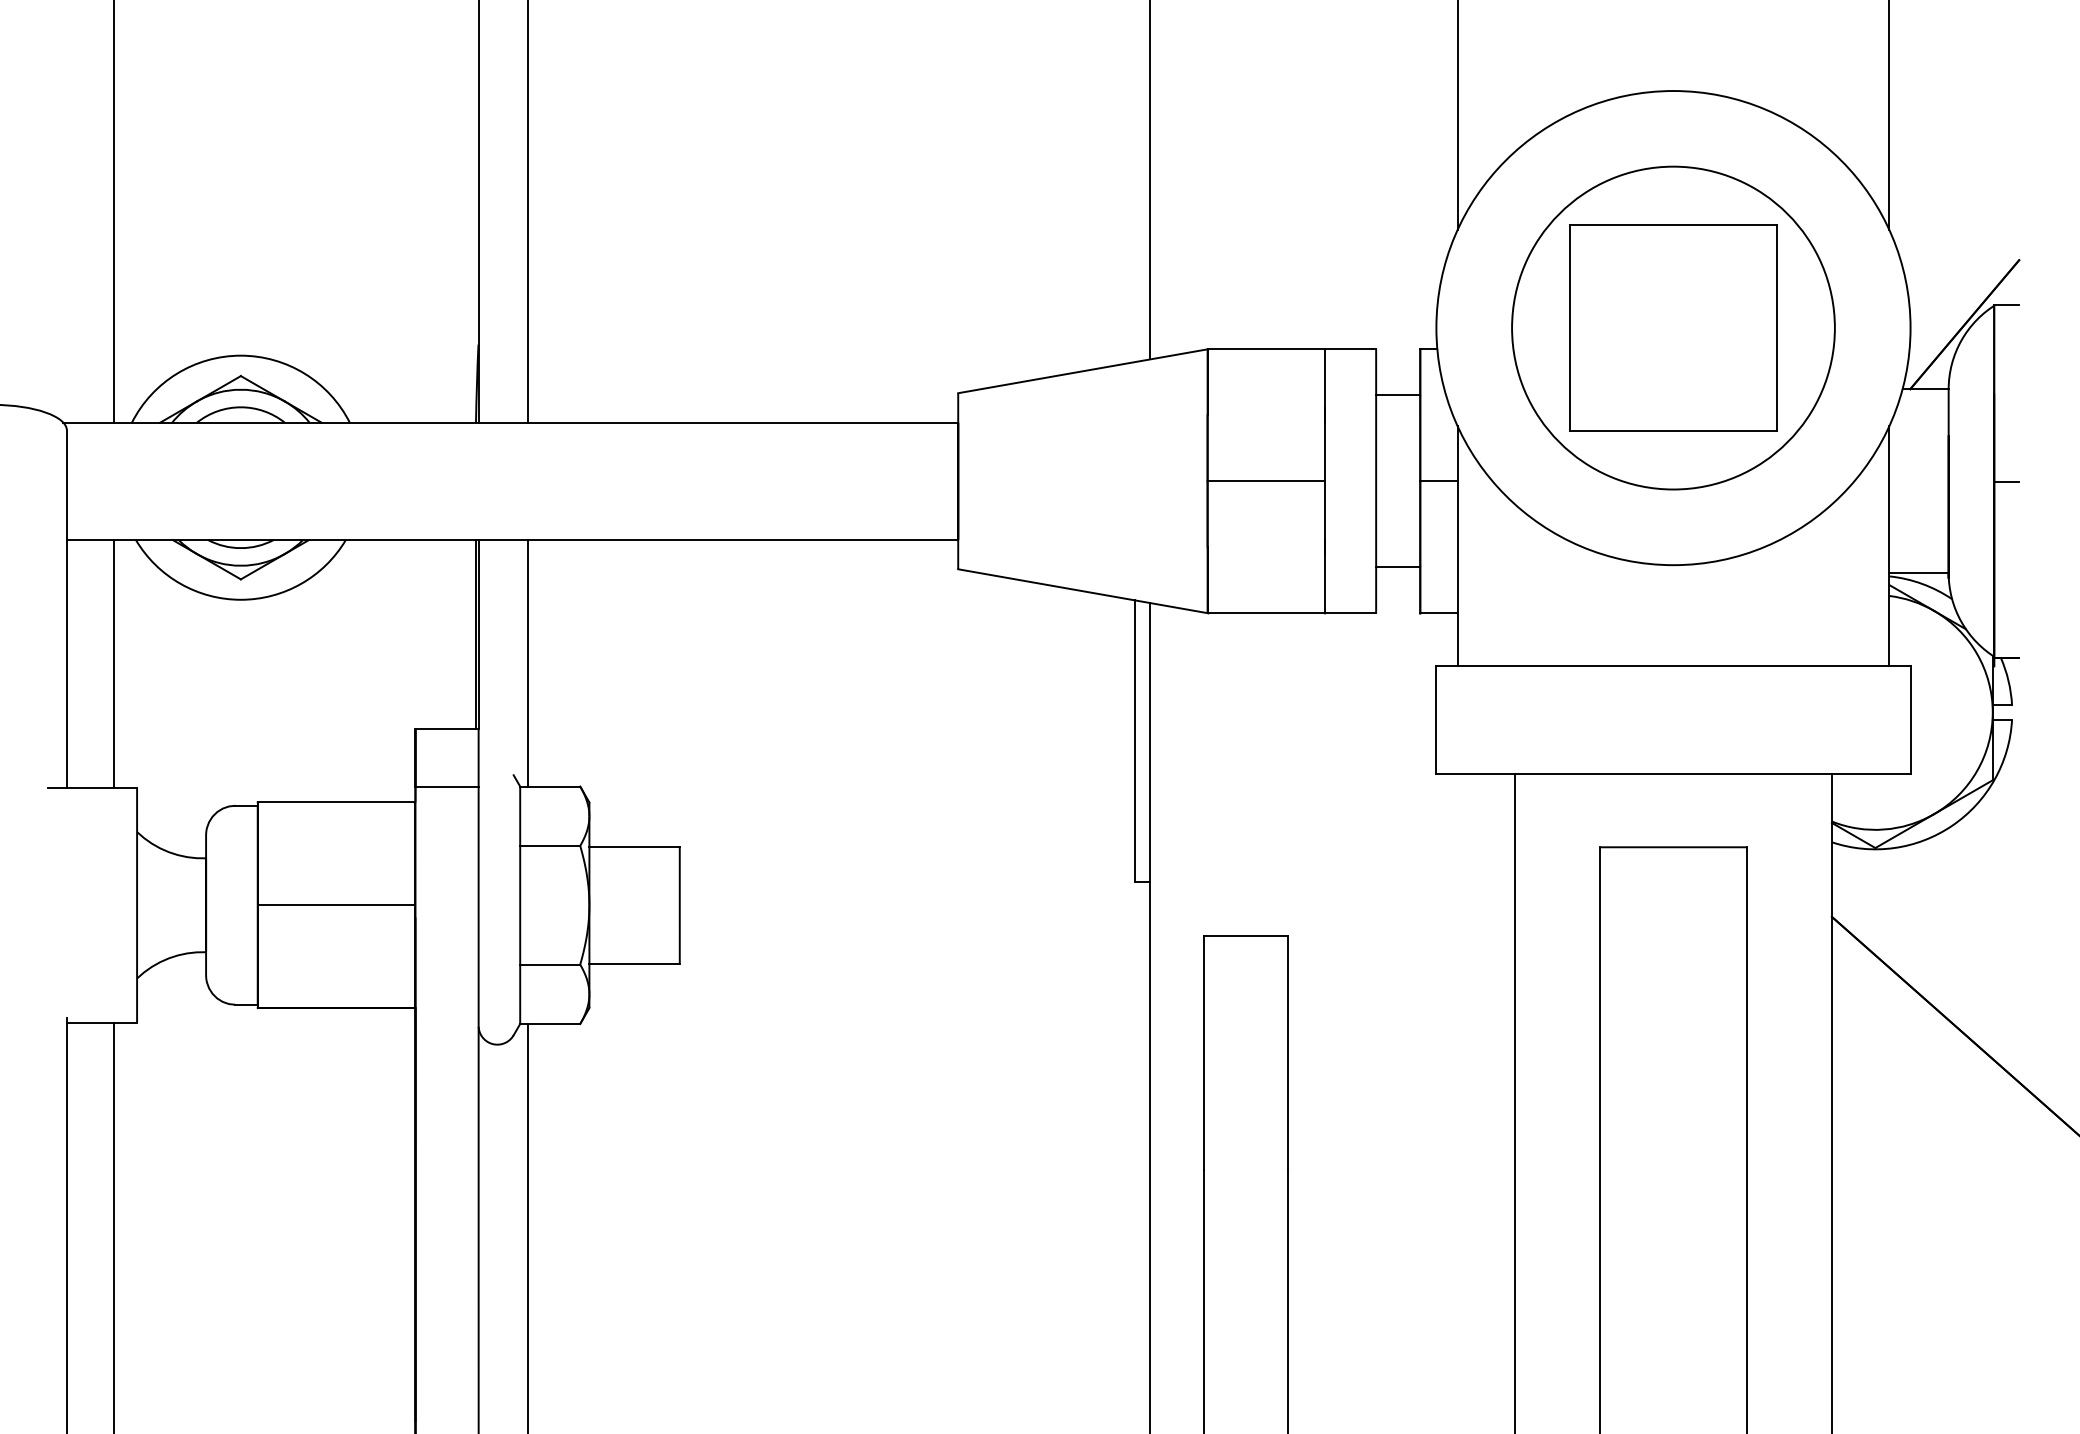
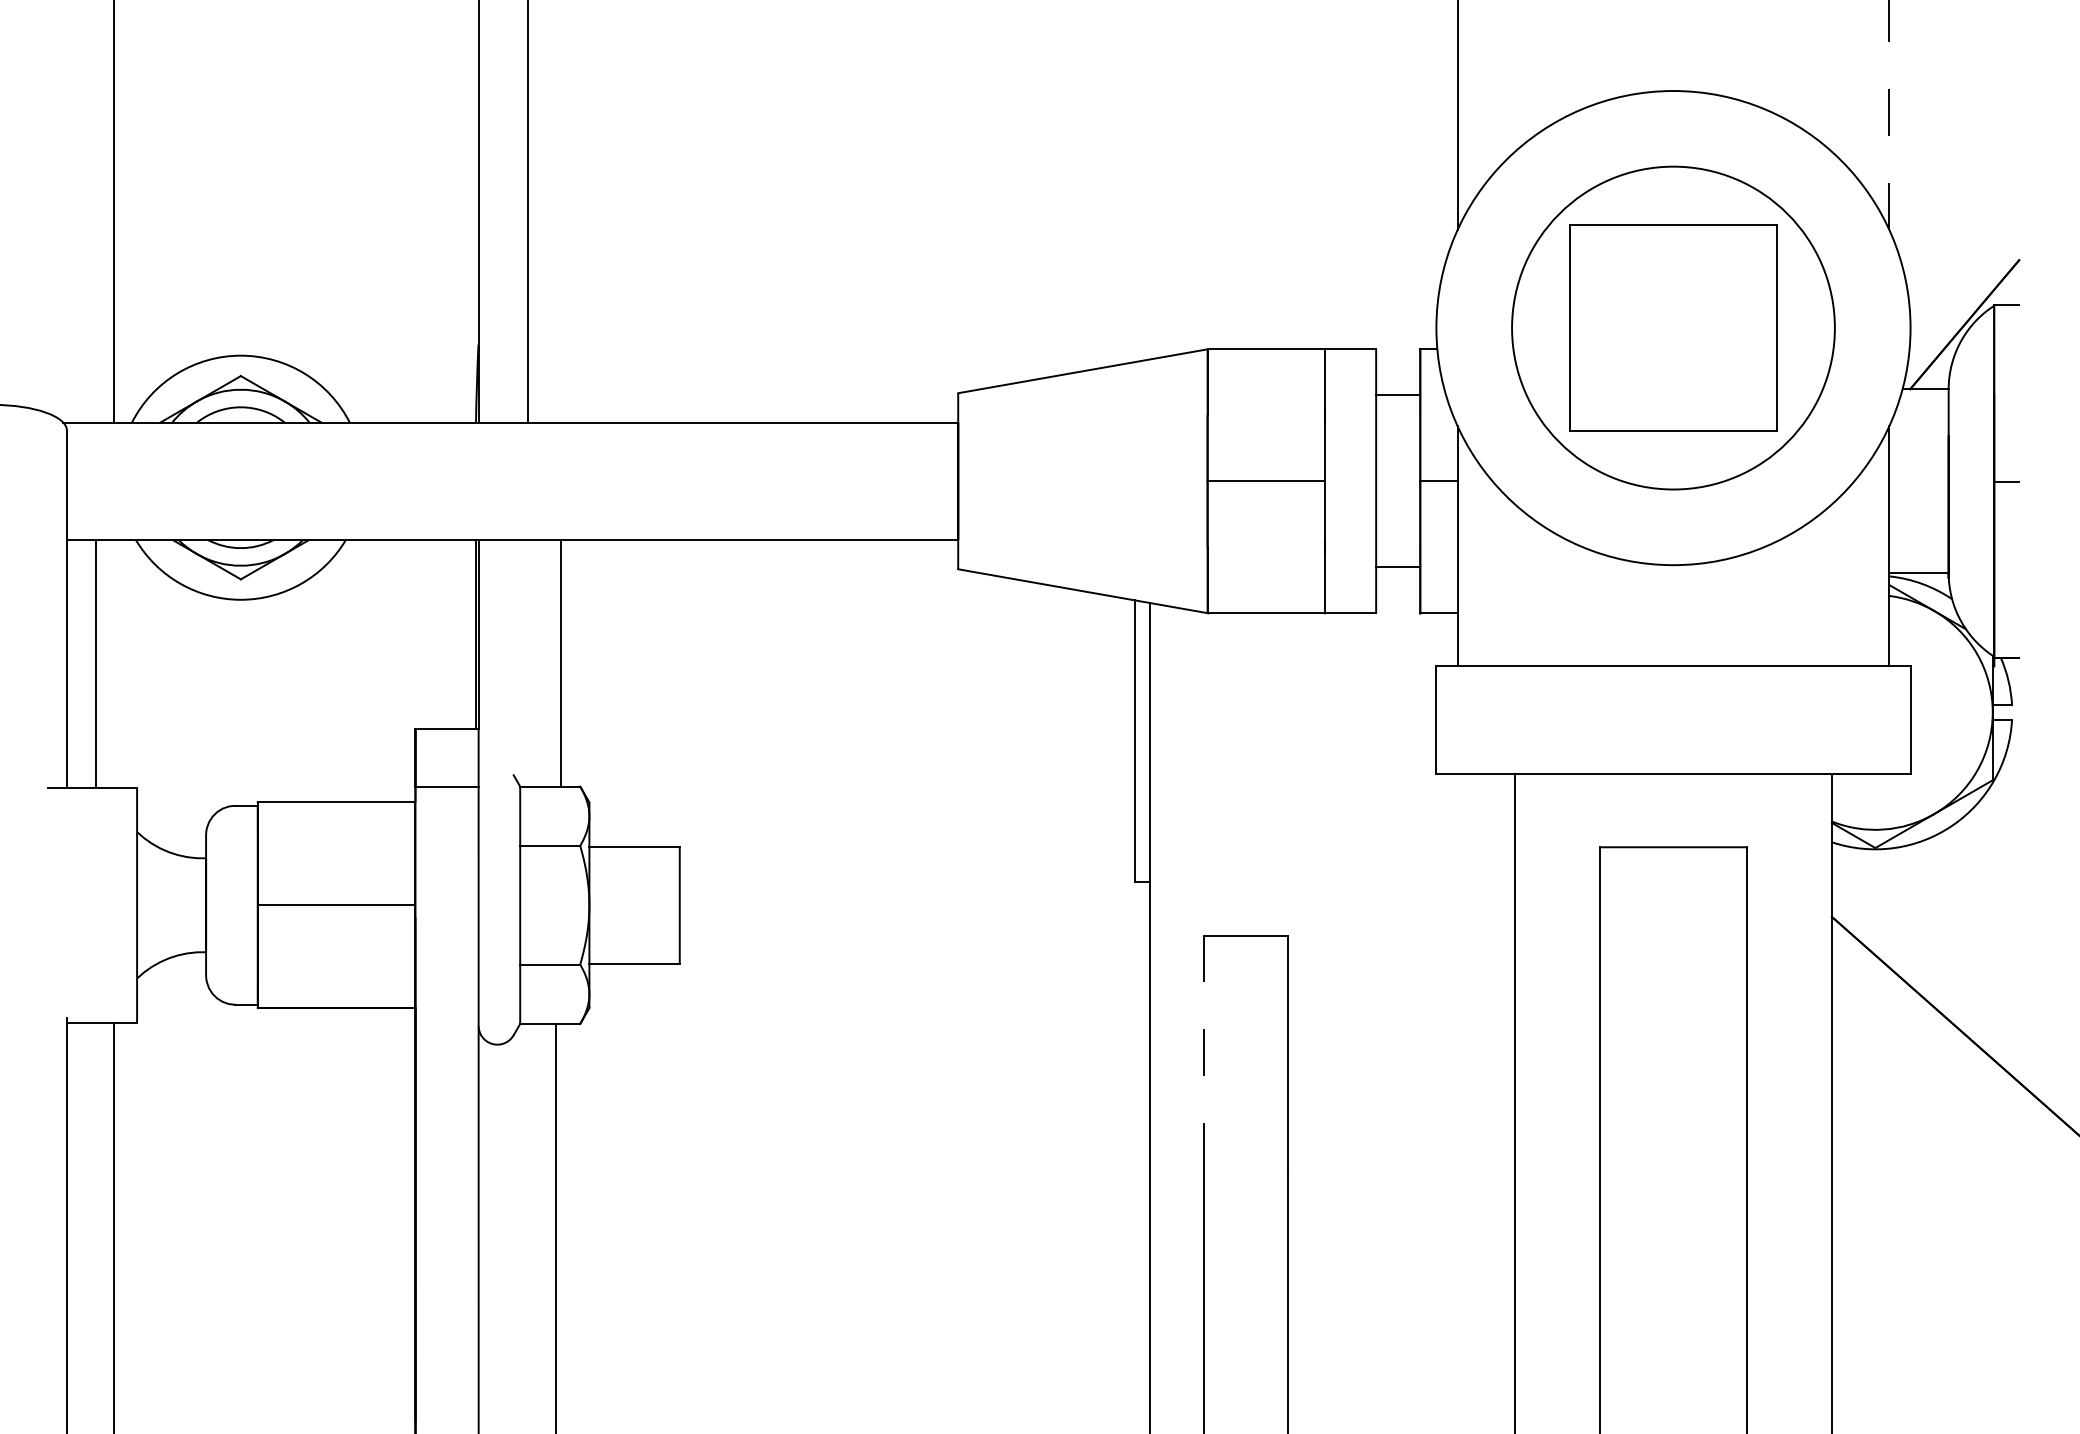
line: solid -> dashed (1889, 114)
line: present -> none (1150, 180)
line position: (113, 663) -> (95, 663) (95, 663)
line position: (527, 663) -> (560, 663) (560, 663)
line: solid -> dashed (1204, 1052)
line position: (527, 1226) -> (555, 1226) (555, 1226)
